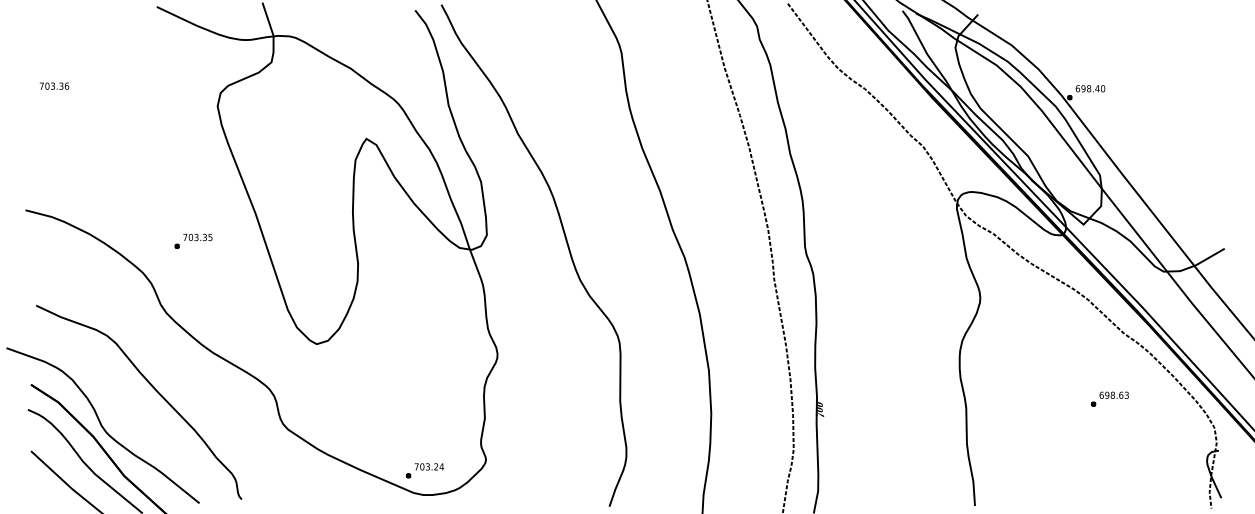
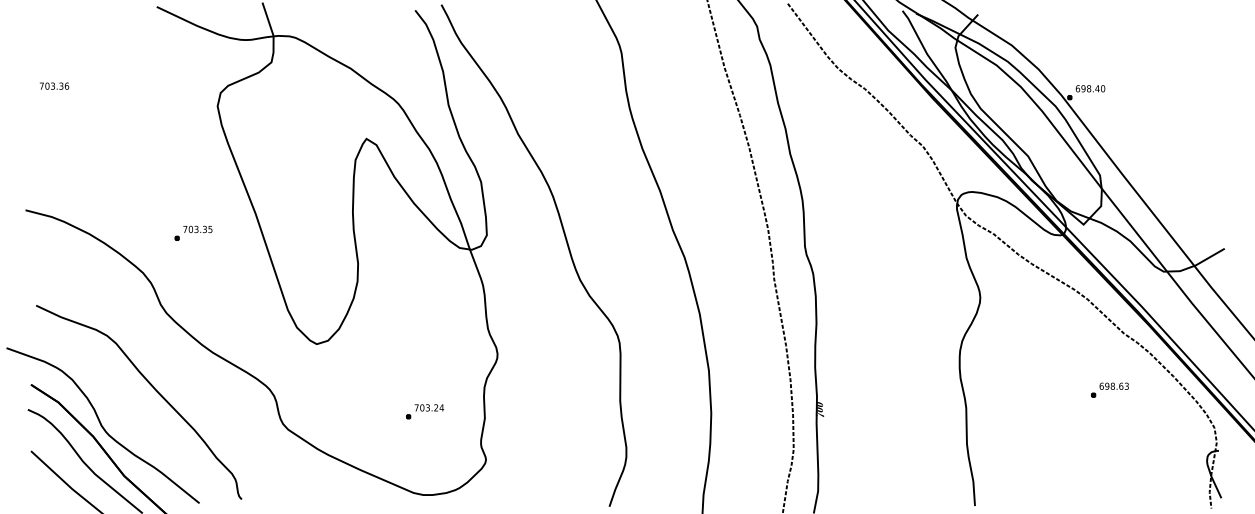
part position: (193, 240) -> (193, 232) (193, 232)
part position: (1109, 398) -> (1109, 389) (1109, 389)
part position: (425, 470) -> (425, 411) (425, 411)
